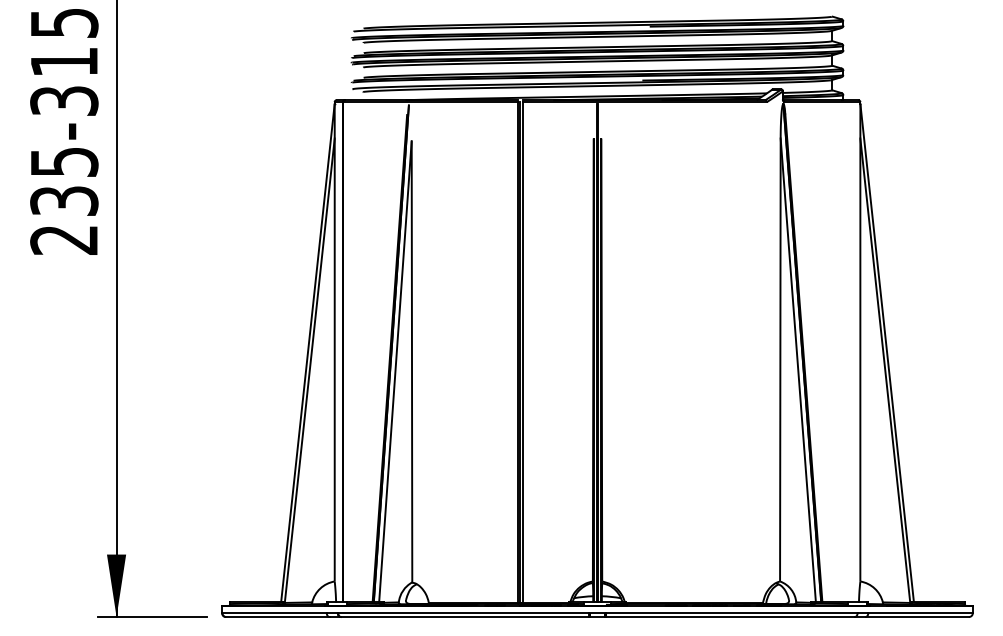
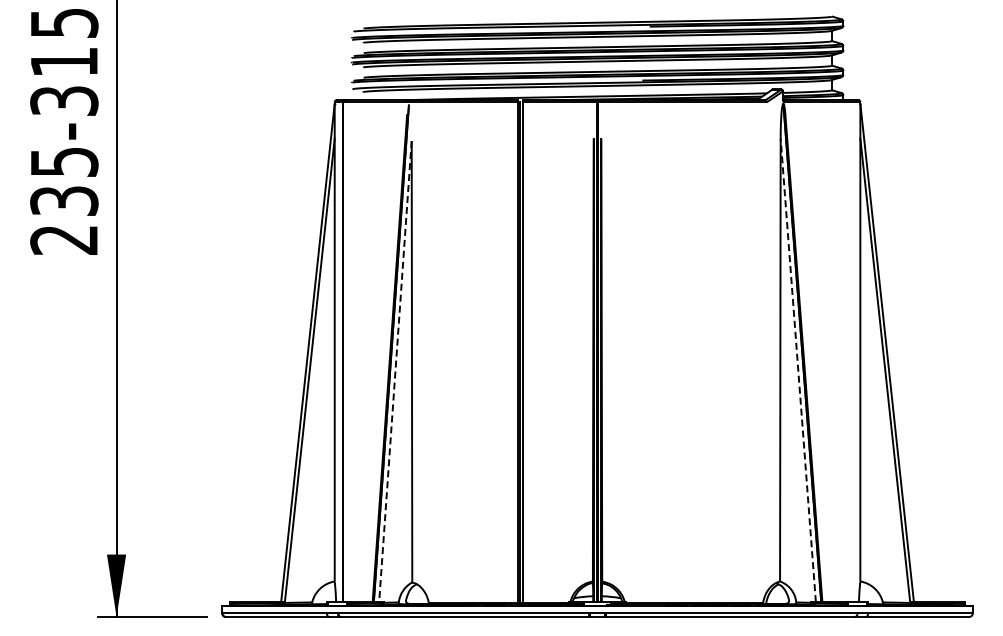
line: solid -> dashed (798, 369)
line: solid -> dashed (395, 372)
